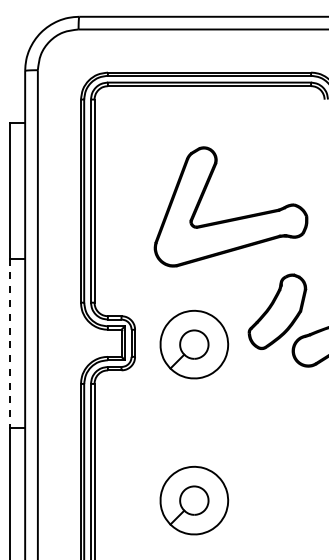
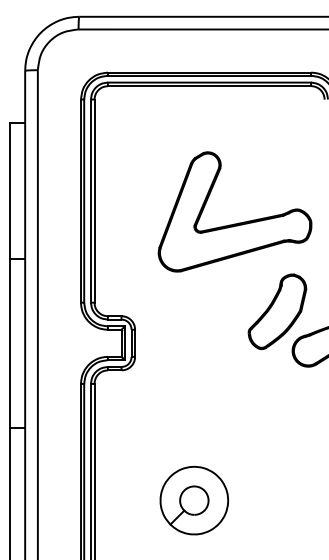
part position: (234, 217) -> (238, 222) (238, 222)
line: dashed -> solid (9, 343)
part: present -> none (194, 344)
